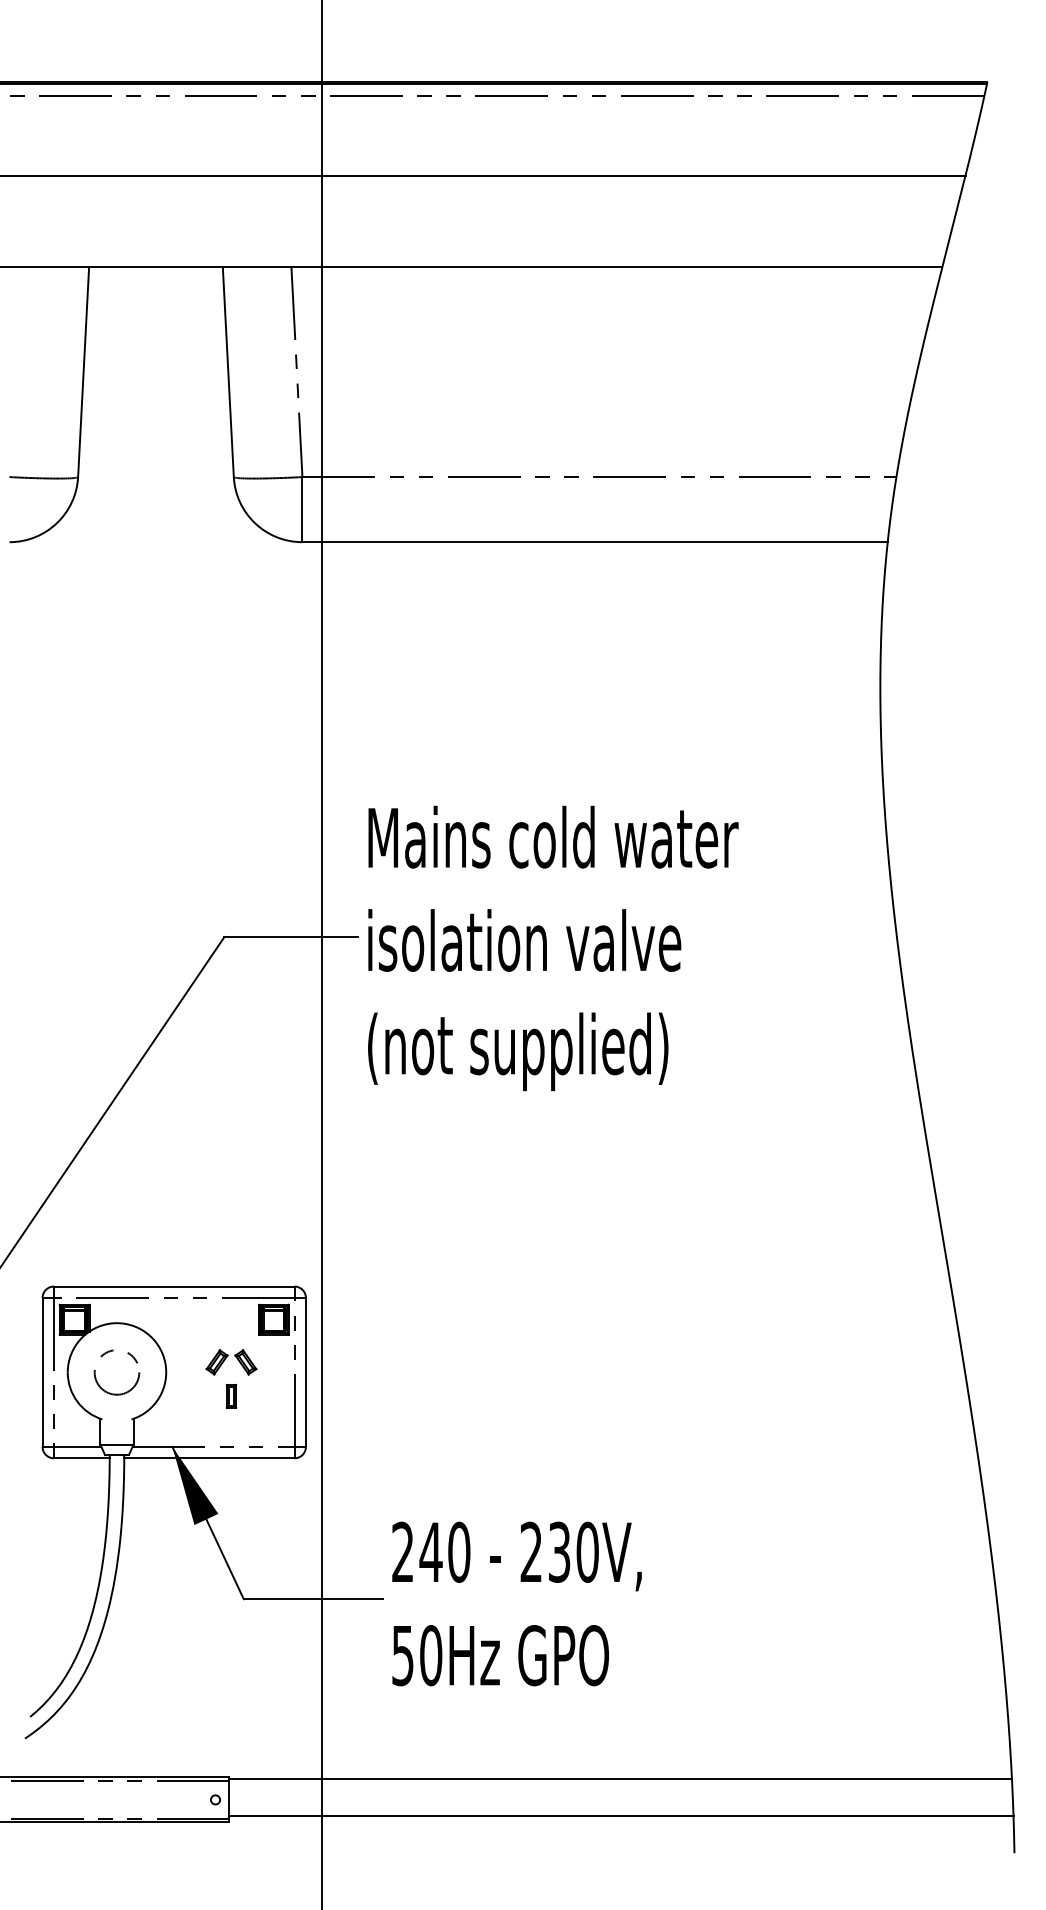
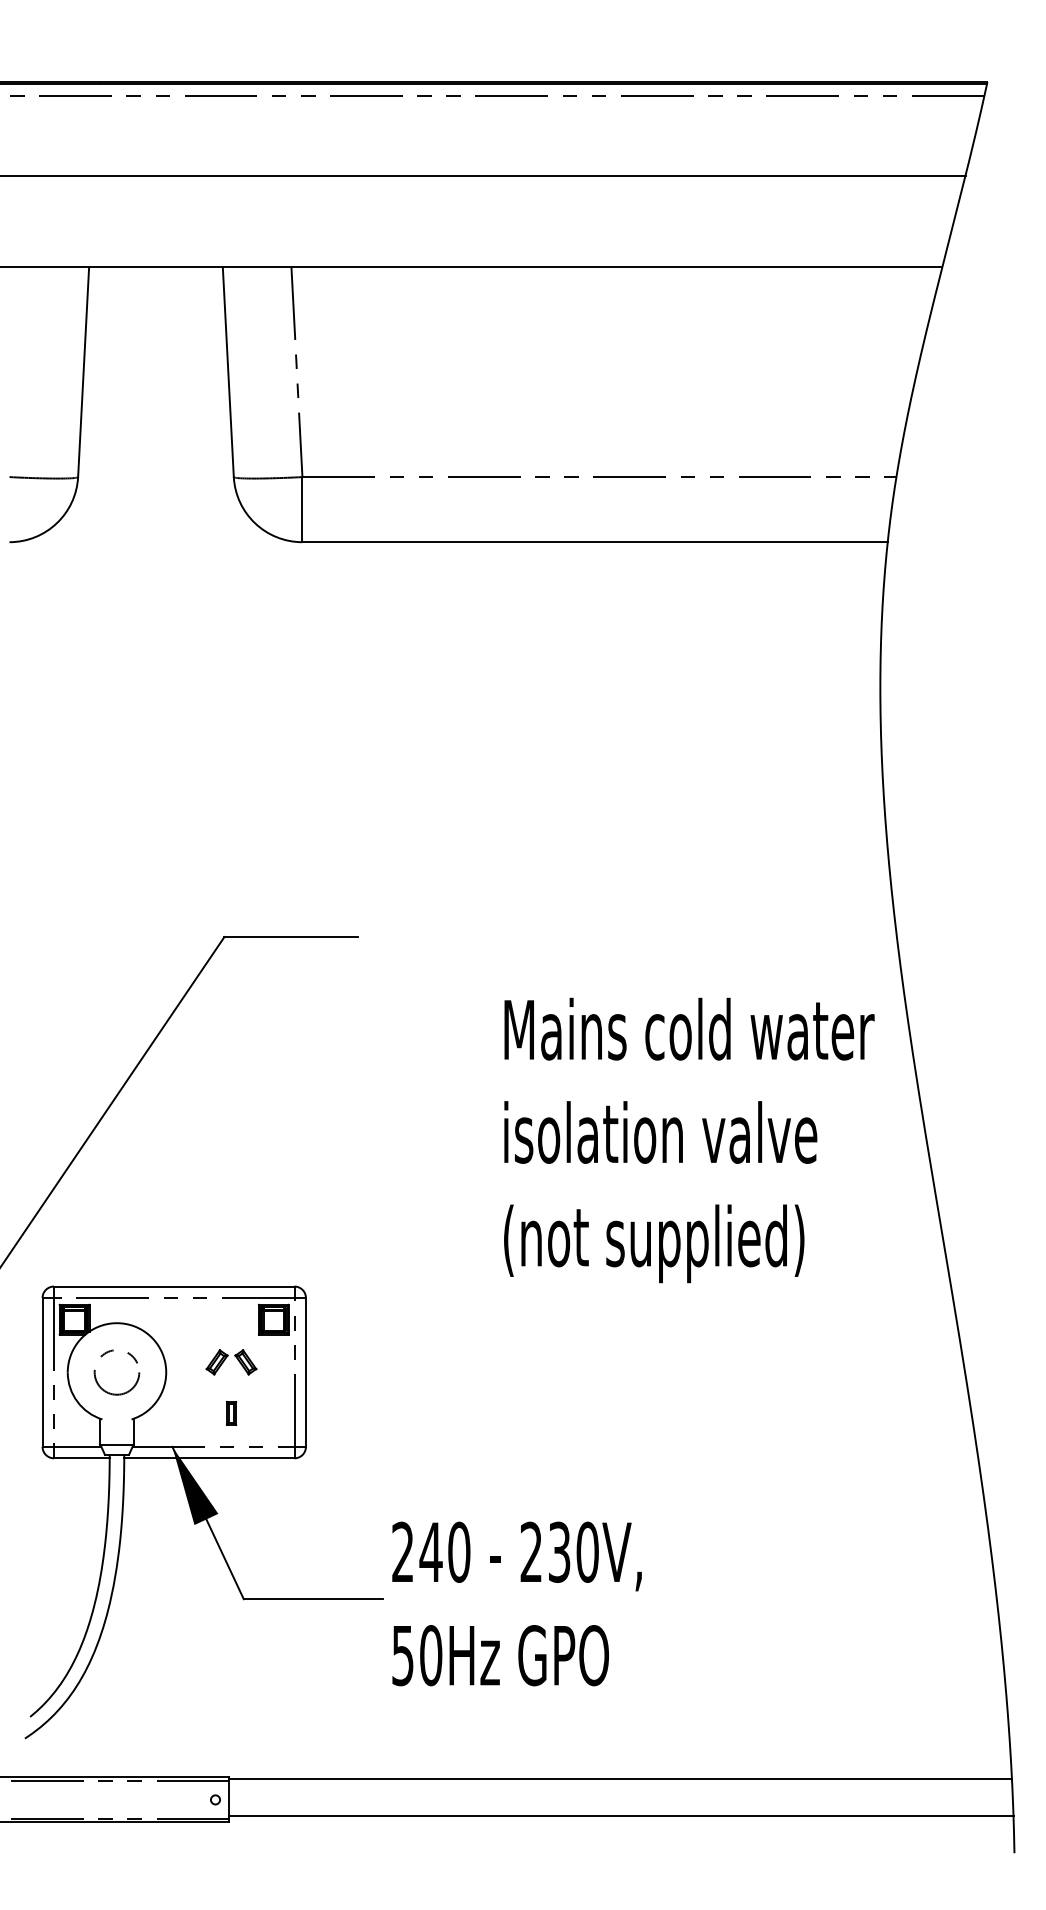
text position: (553, 948) -> (689, 1140) (689, 1140)
line: present -> none (321, 954)
part position: (231, 1396) -> (231, 1413) (231, 1413)
